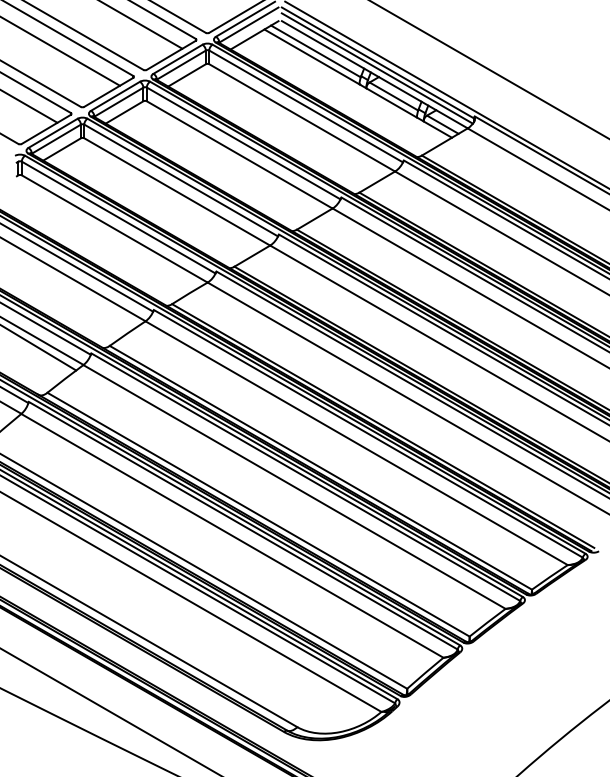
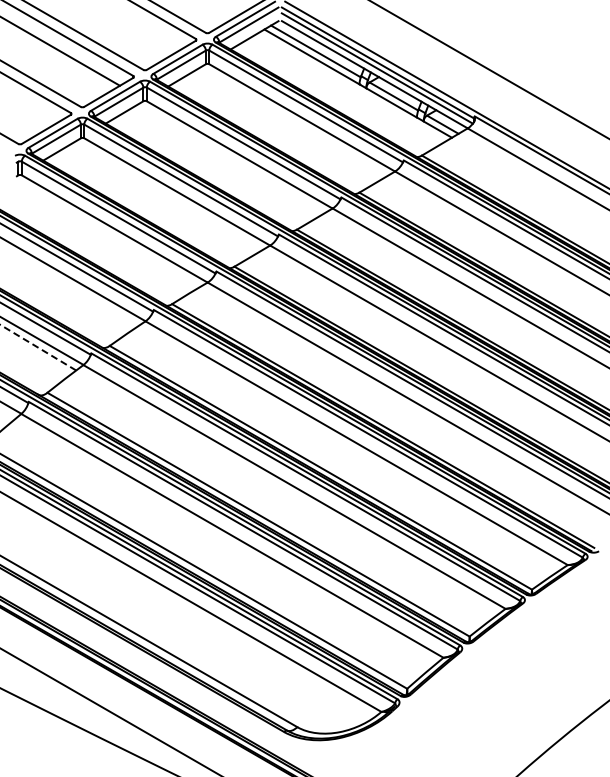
line: present -> none (141, 25)
line: present -> none (29, 106)
line: solid -> dashed (38, 347)
